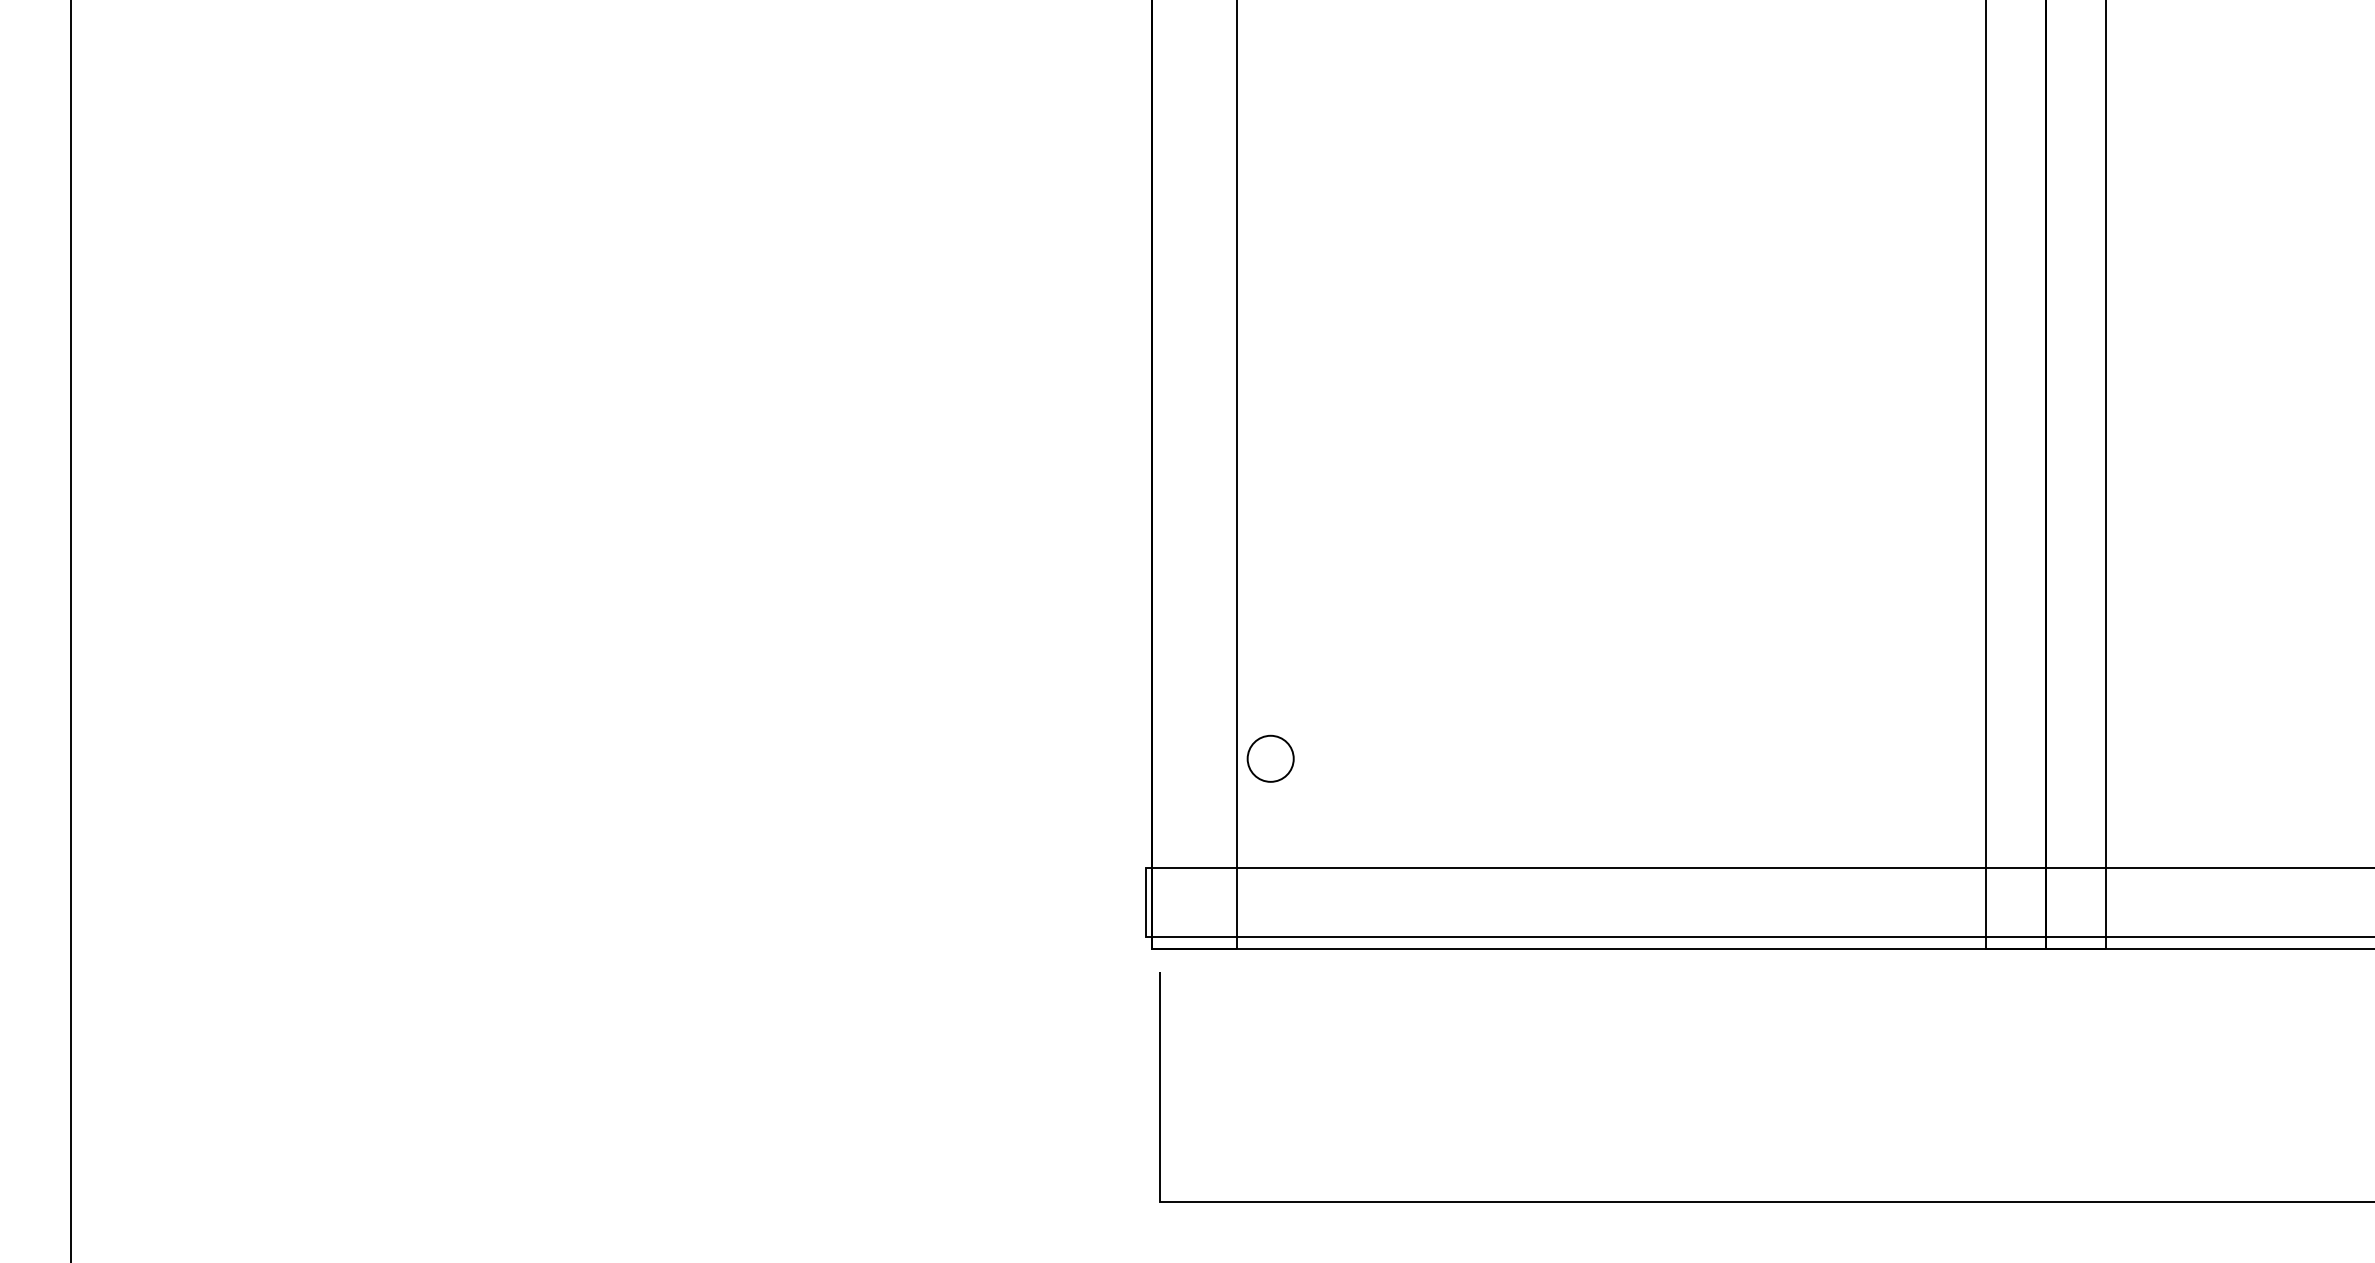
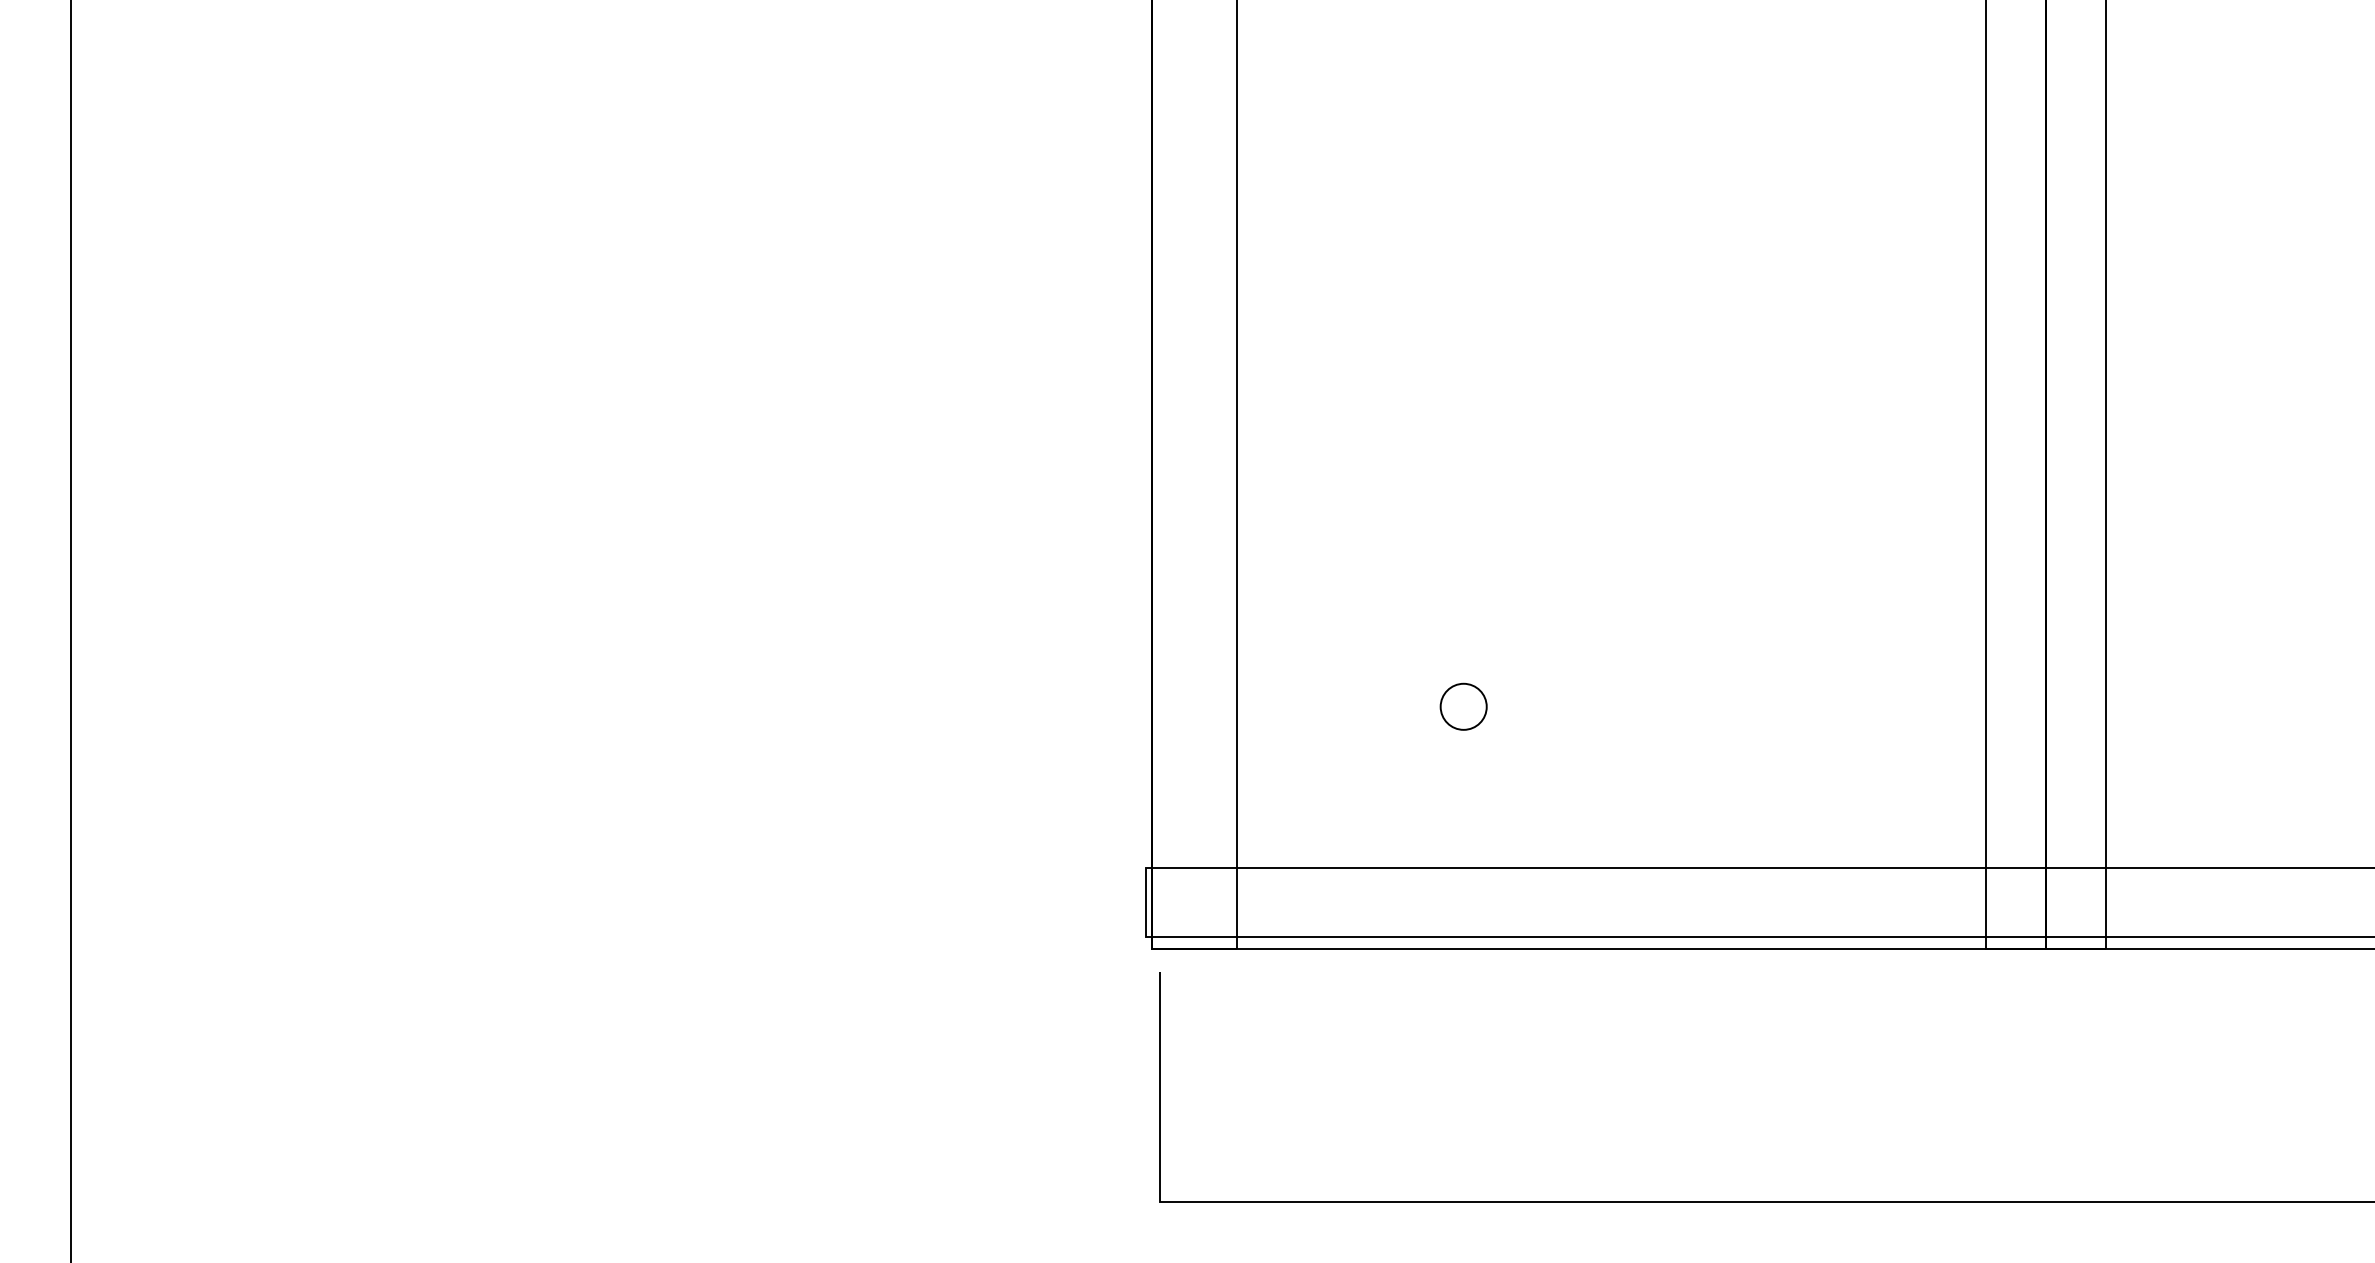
part position: (1270, 758) -> (1463, 706) (1463, 706)
